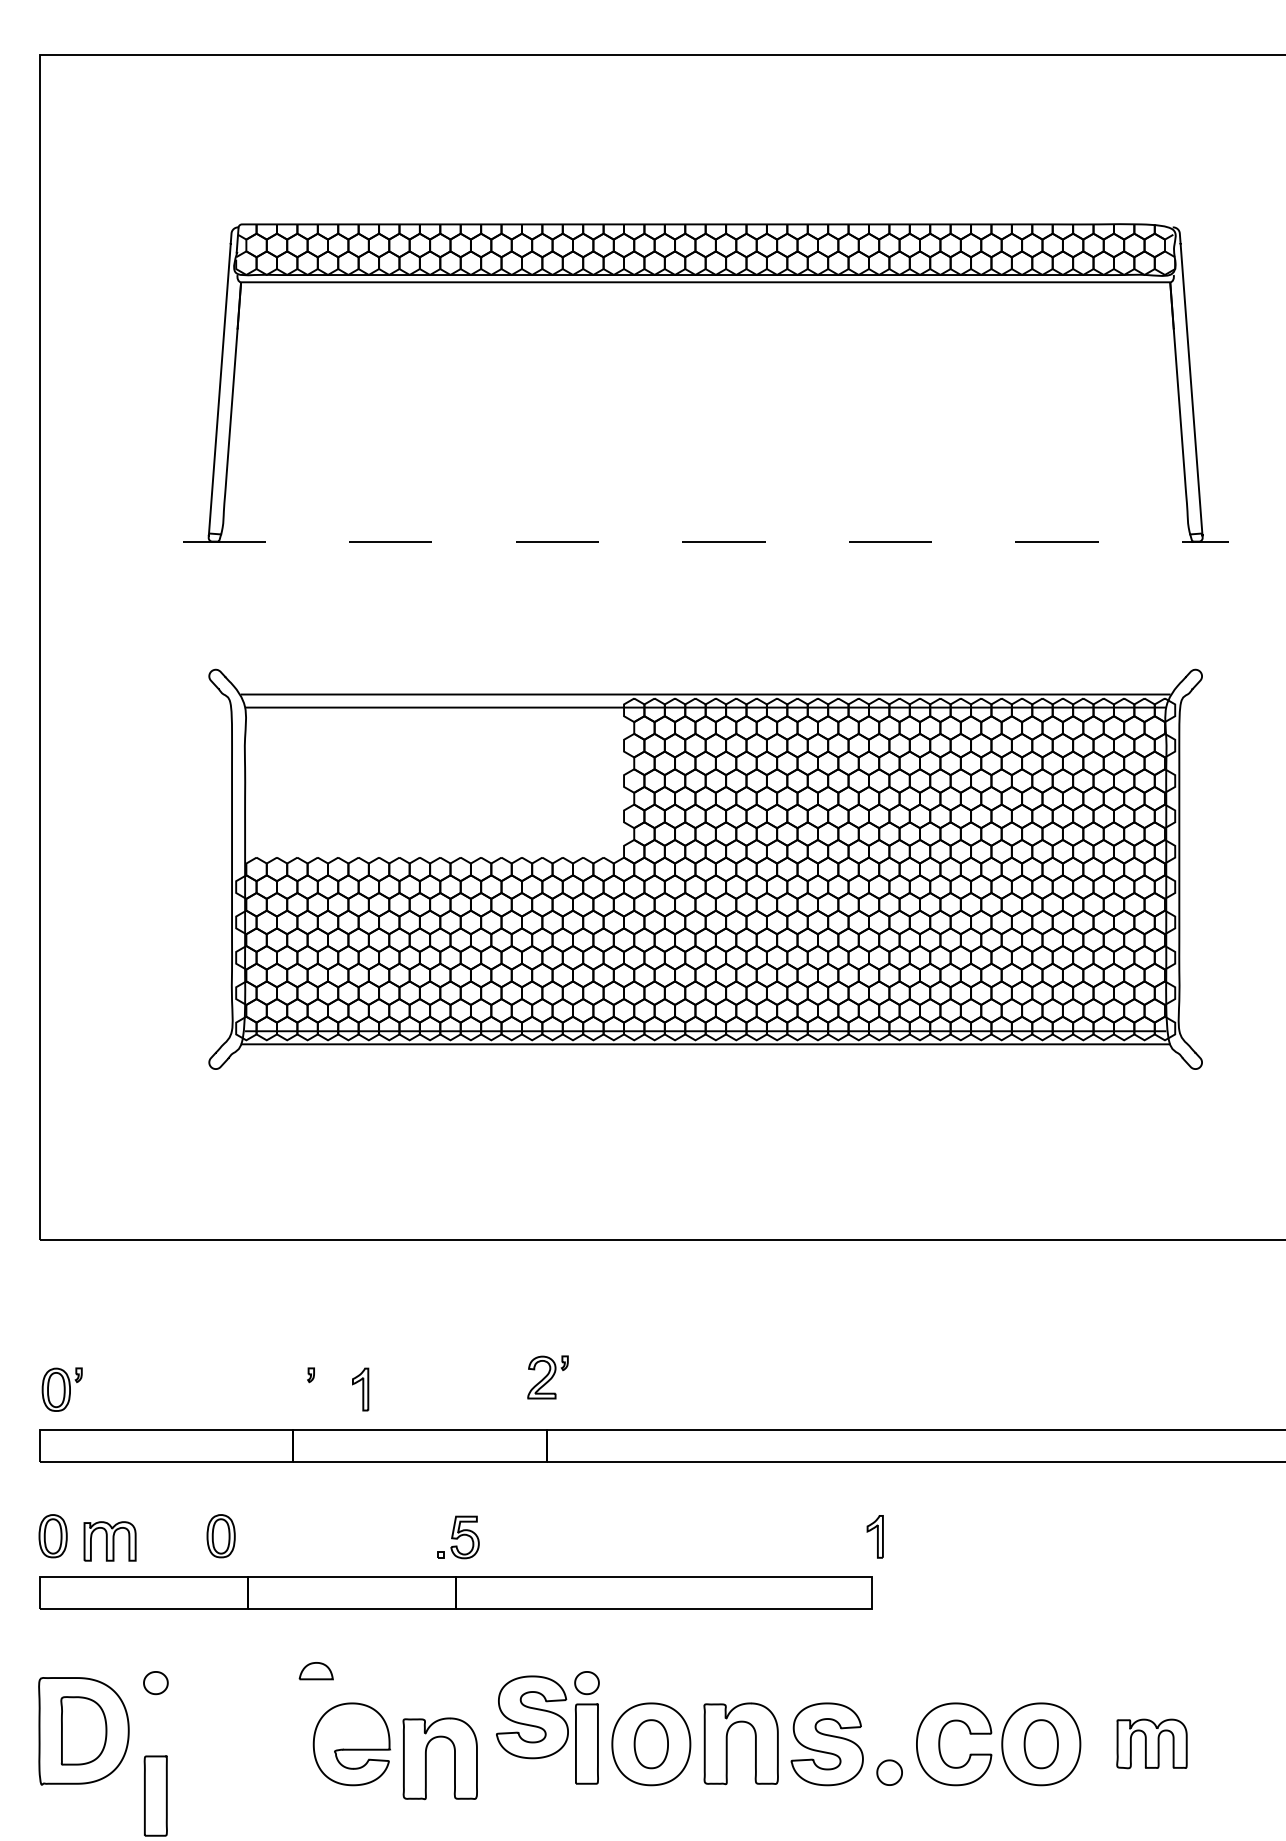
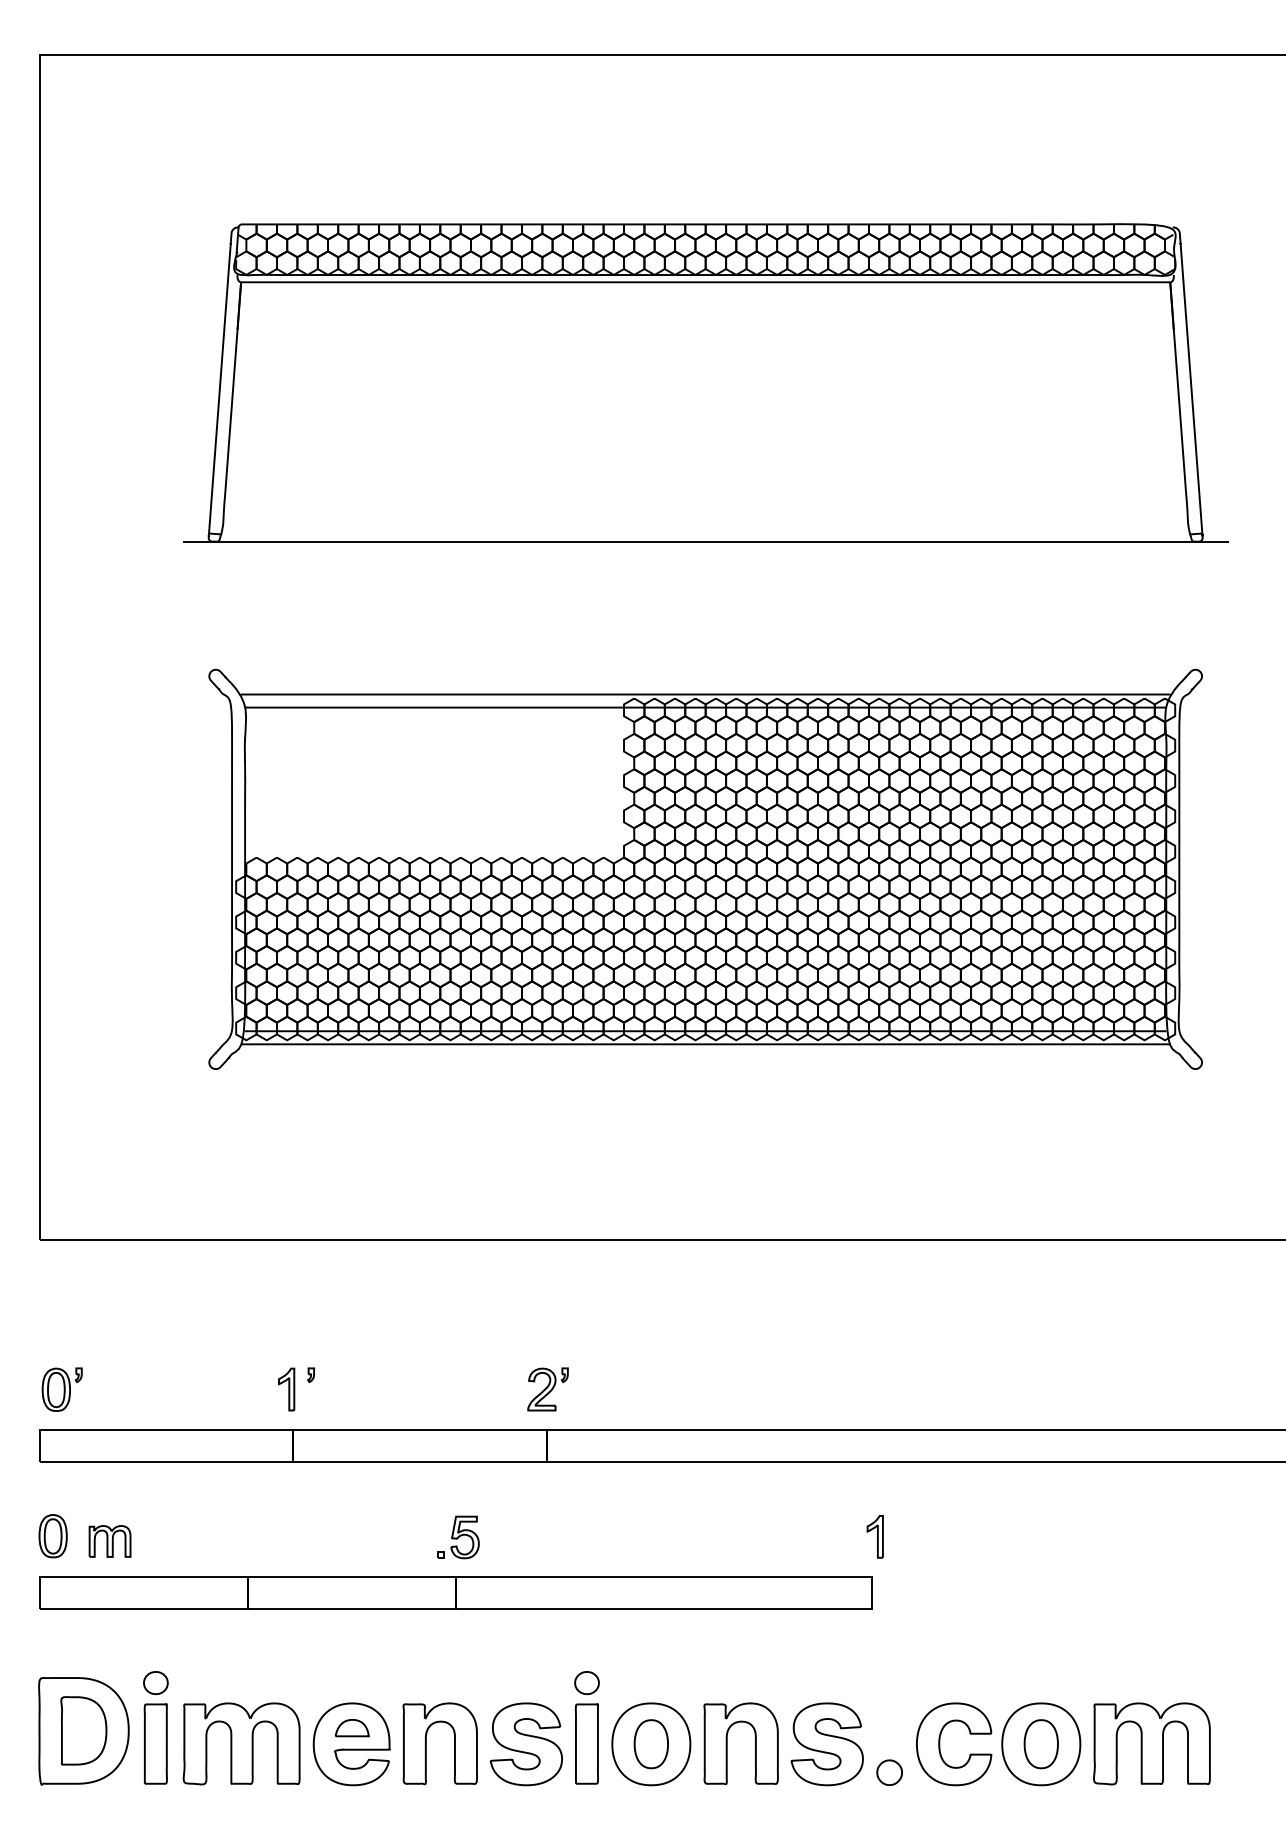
line: dashed -> solid (705, 541)
part position: (547, 1377) -> (547, 1389) (547, 1389)
part position: (360, 1389) -> (286, 1389) (286, 1389)
part: present -> none (220, 1536)
part size: 54x41 px -> 44x33 px (109, 1541)
part position: (315, 1671) -> (351, 1728) (351, 1728)
part position: (532, 1717) -> (526, 1744) (526, 1744)
part: none -> present (241, 1743)
part size: 72x52 px -> 118x84 px (1151, 1743)
part position: (426, 1758) -> (426, 1743) (426, 1743)
part position: (155, 1795) -> (155, 1743) (155, 1743)
